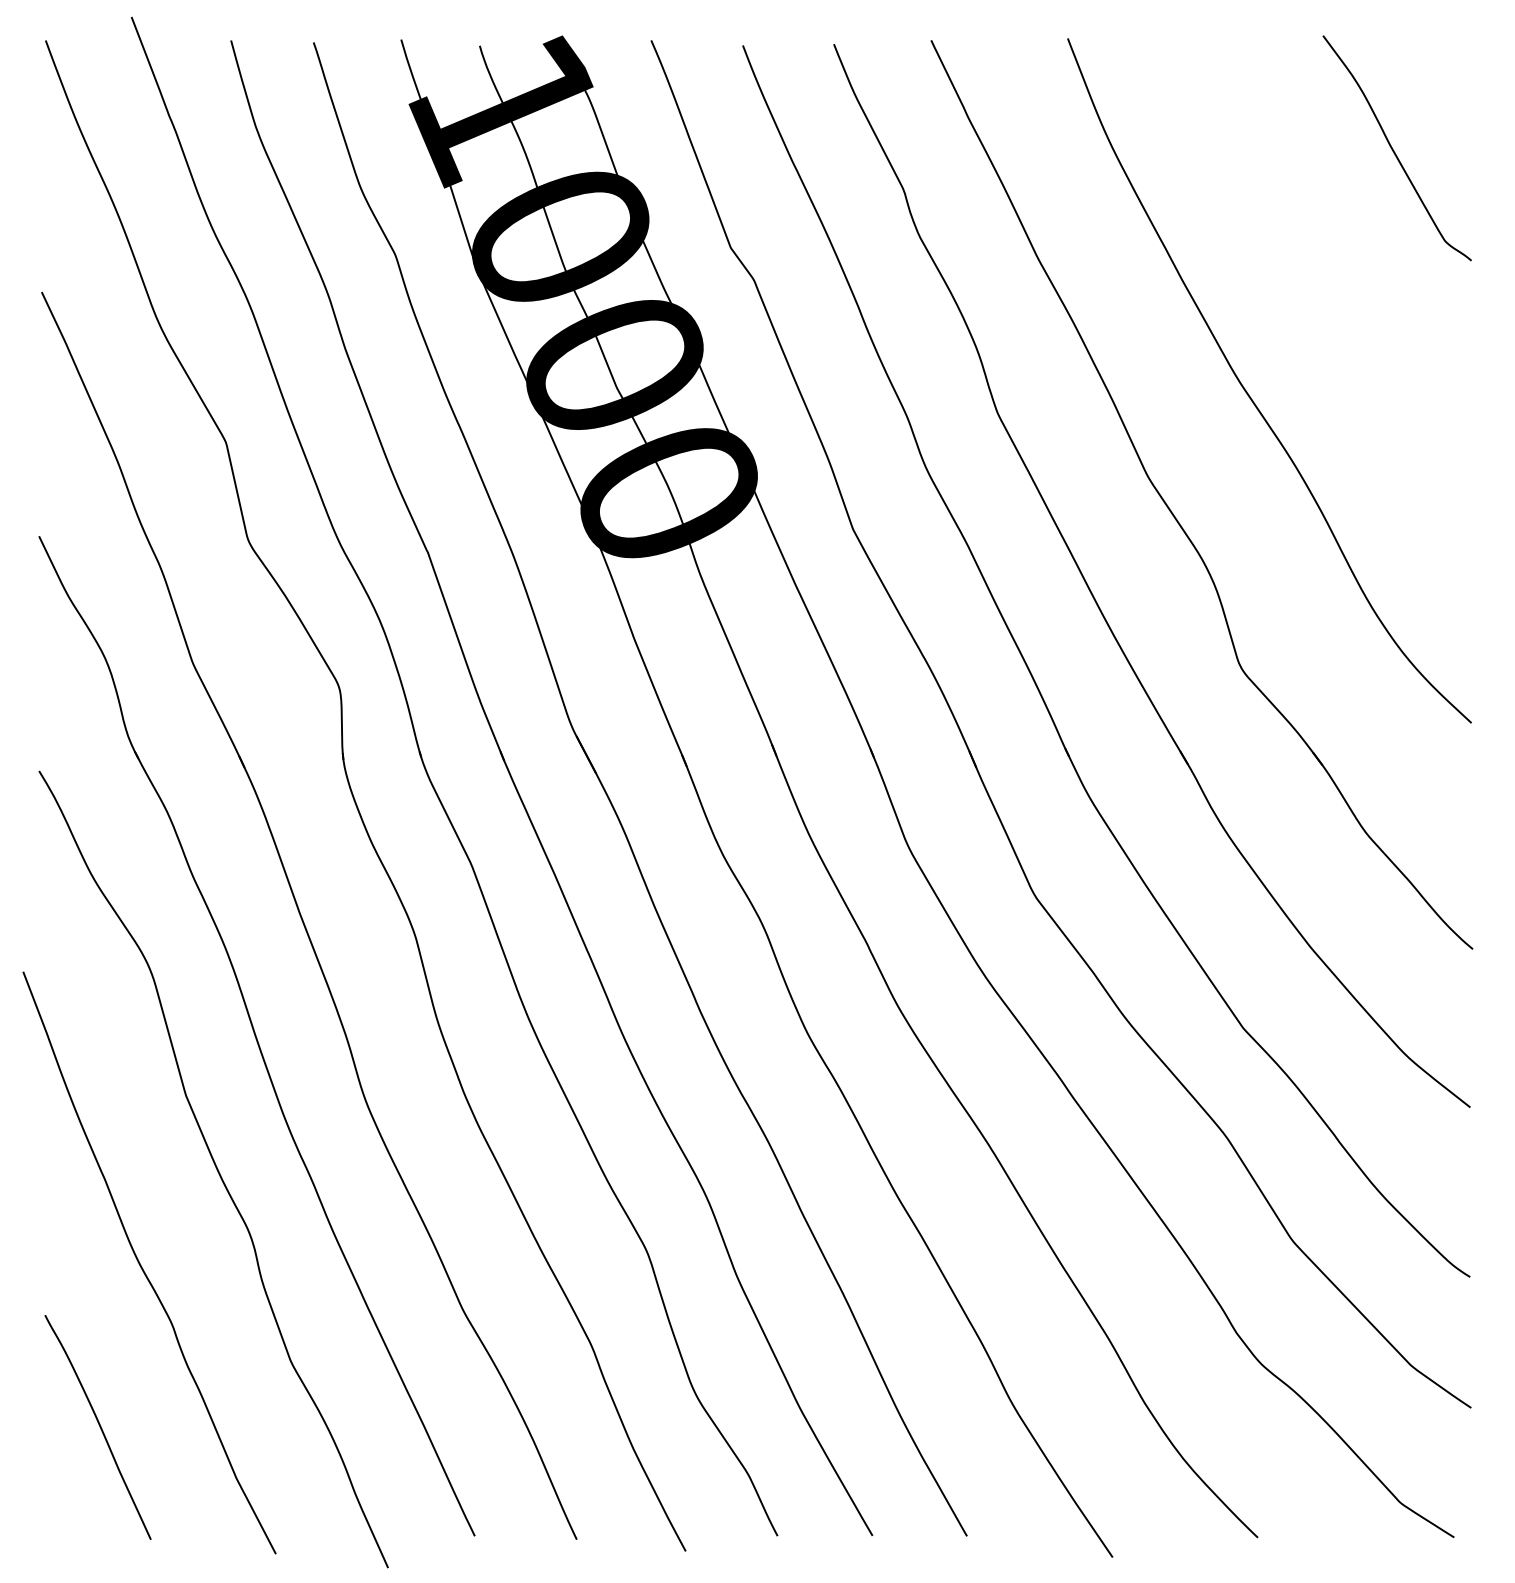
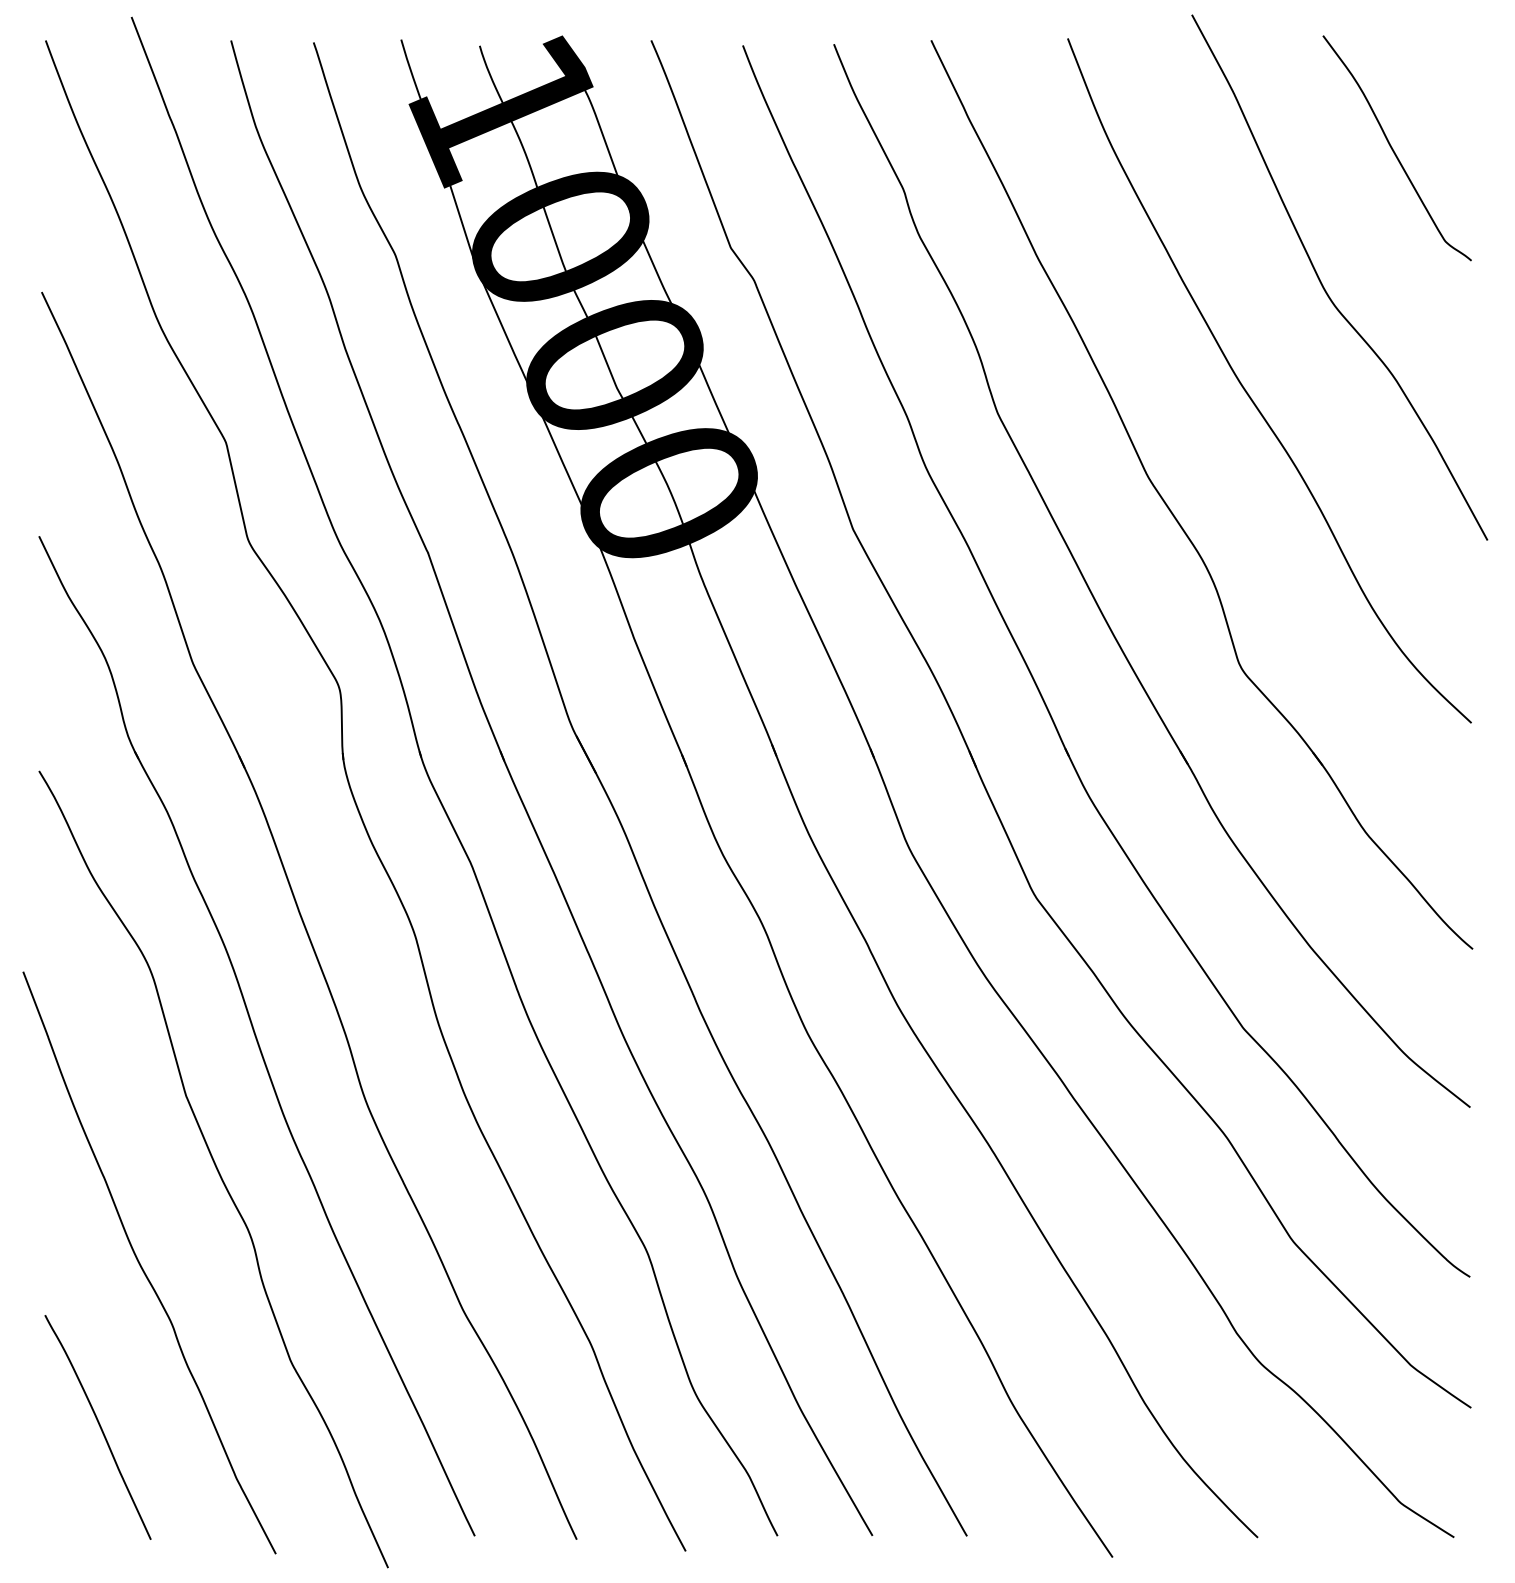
curve: none -> present (1323, 285)
